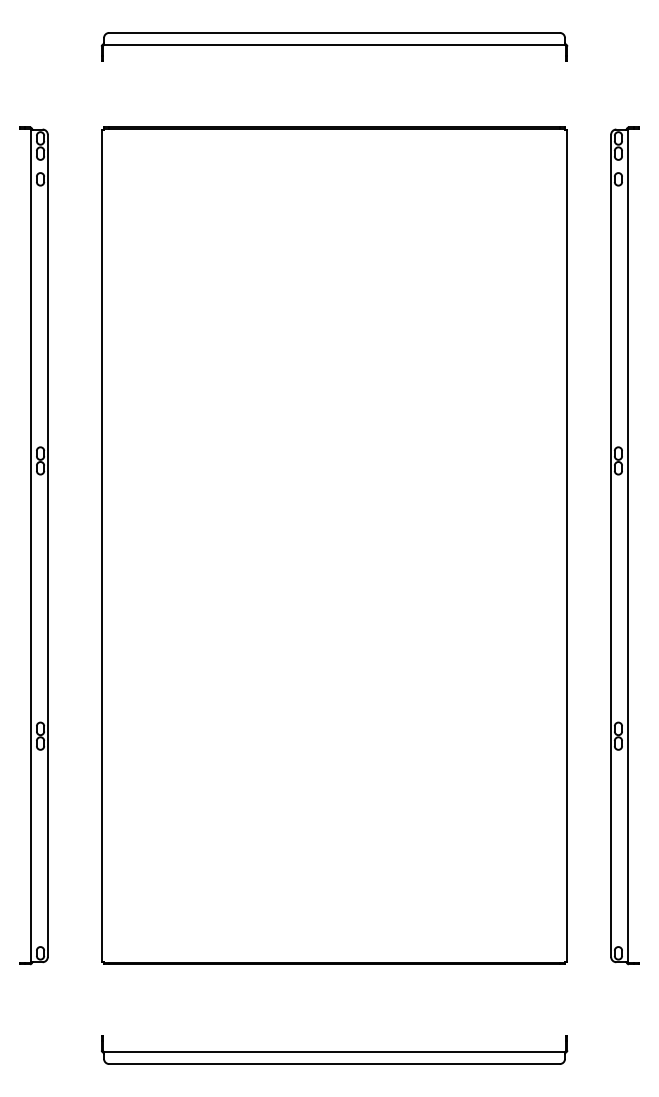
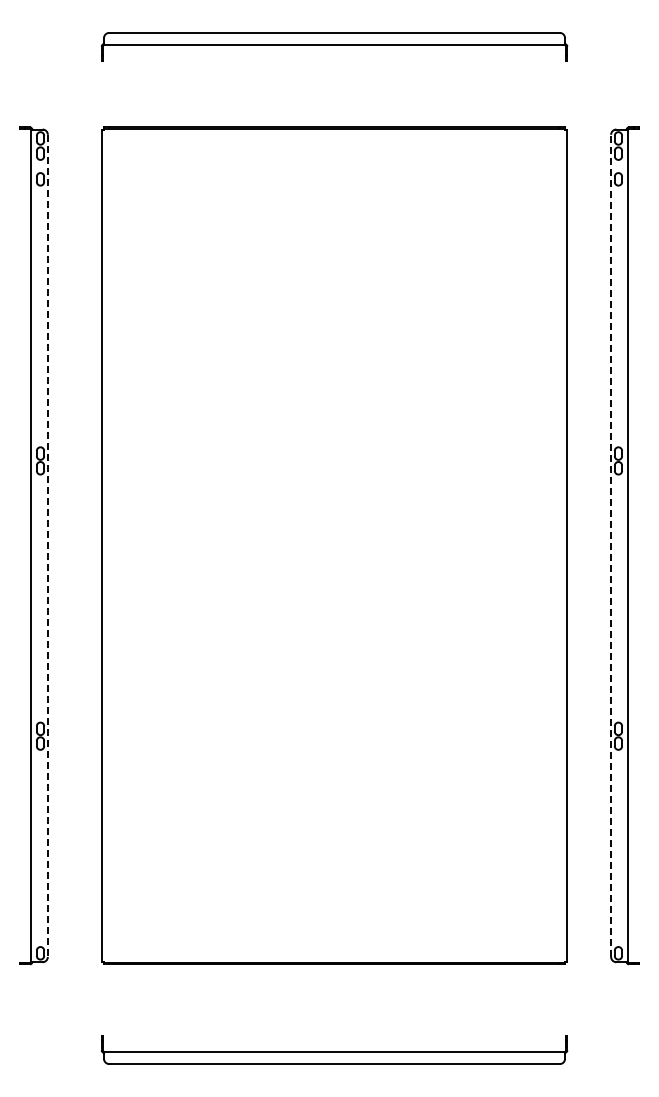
line: solid -> dashed (611, 545)
line: solid -> dashed (47, 546)
